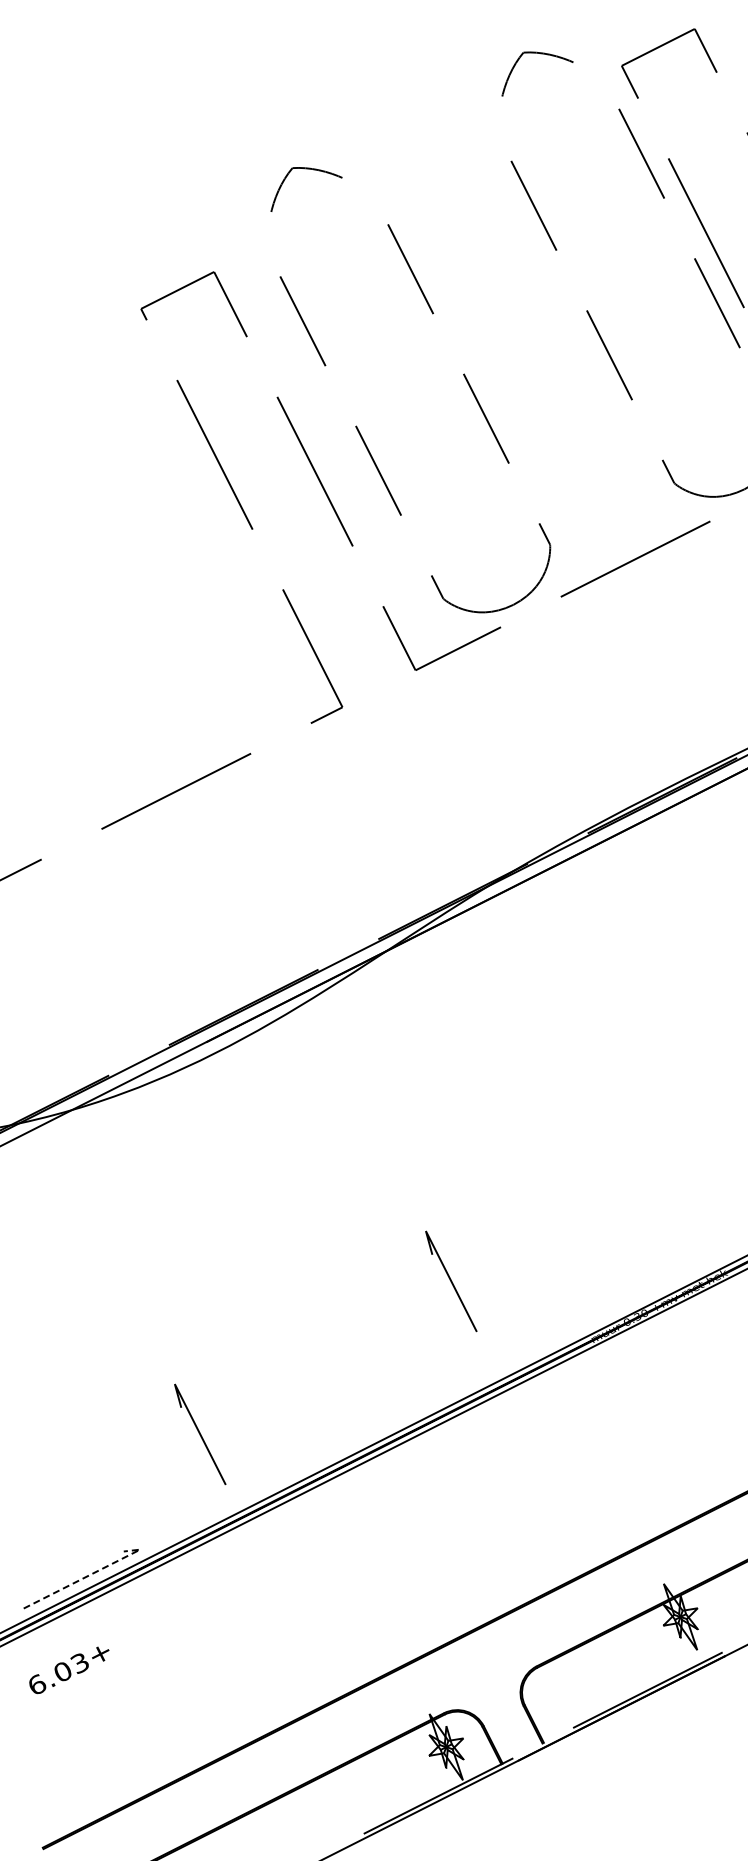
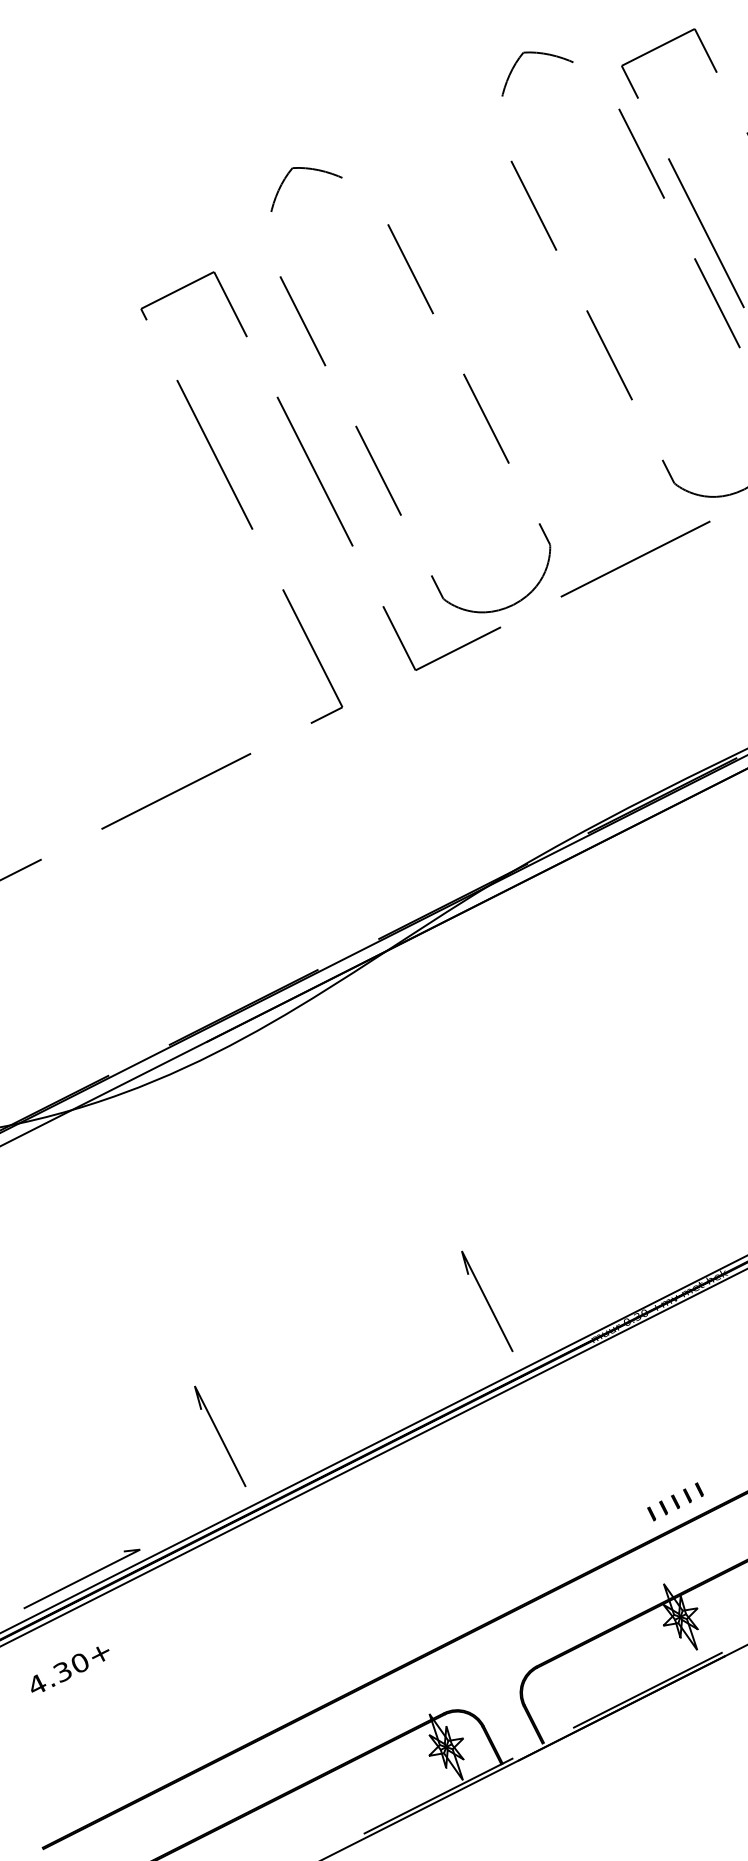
line position: (451, 1281) -> (487, 1301) (487, 1301)
line position: (200, 1434) -> (220, 1436) (220, 1436)
part: none -> present (675, 1501)
line: dashed -> solid (90, 1574)
text: 6.03+ -> 4.30+ (58, 1673)
